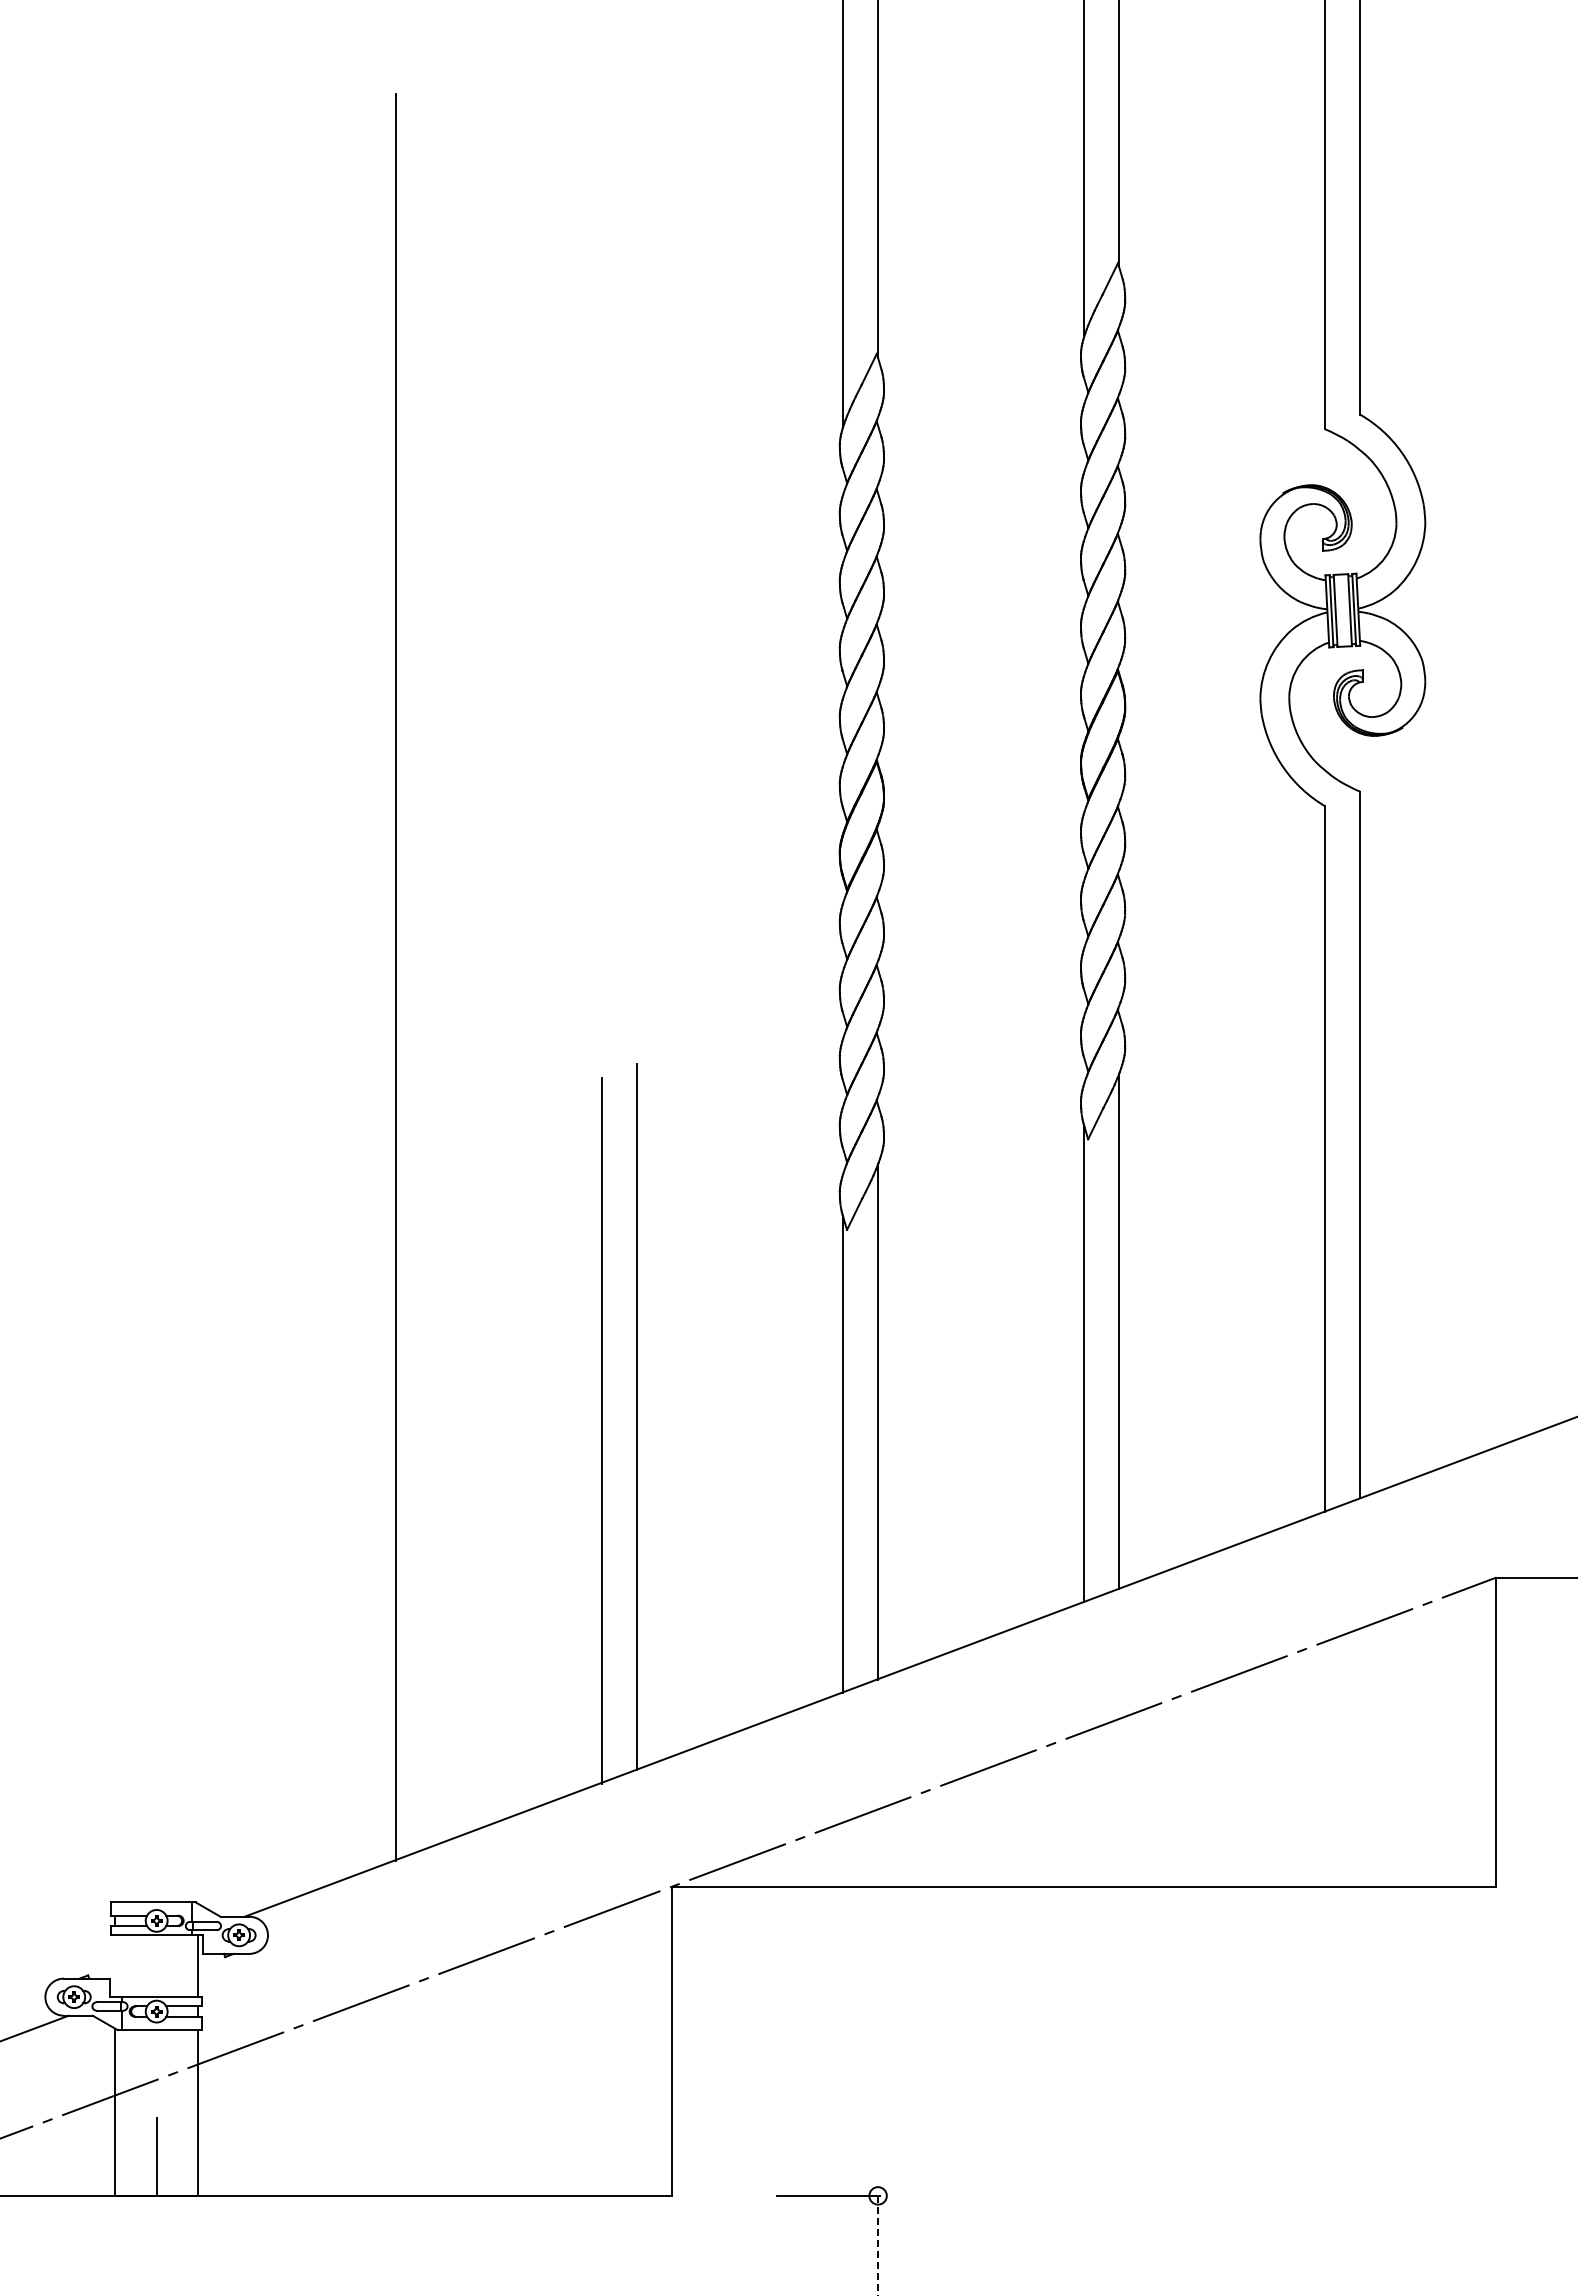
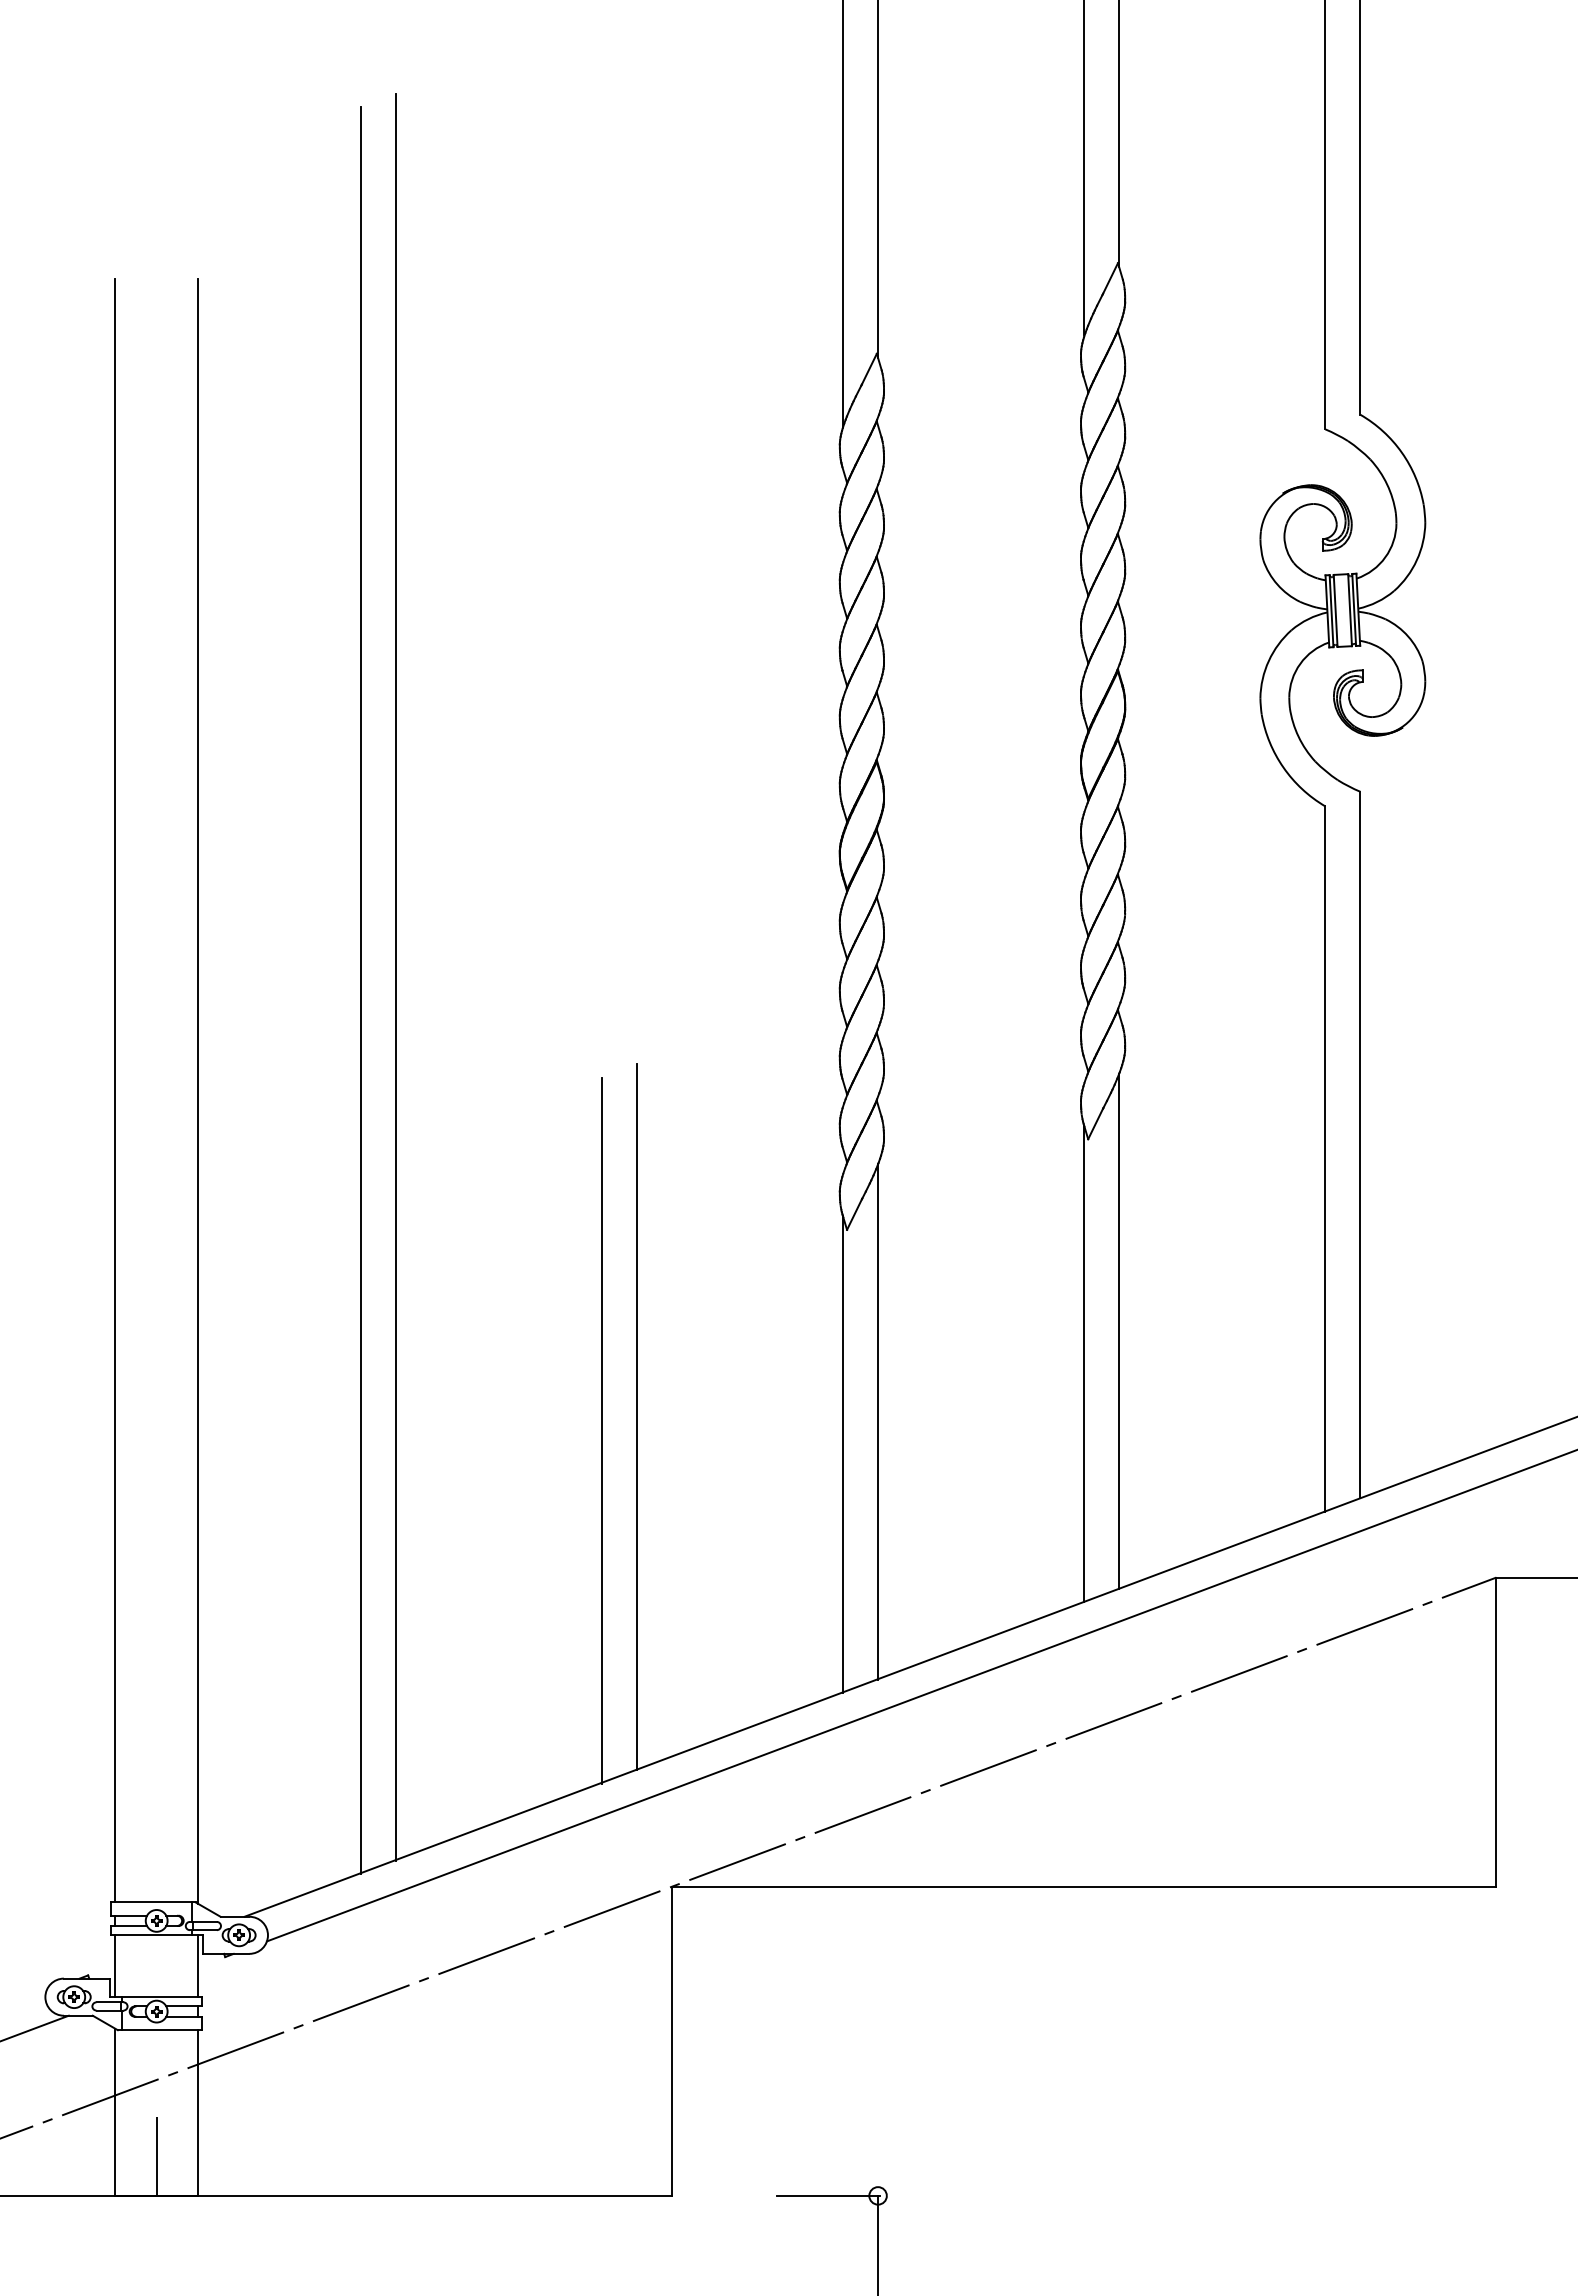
line: none -> present (360, 990)
line: none -> present (114, 1090)
line: none -> present (198, 1091)
line: none -> present (920, 1696)
line: none -> present (114, 1966)
line: dashed -> solid (878, 2245)
